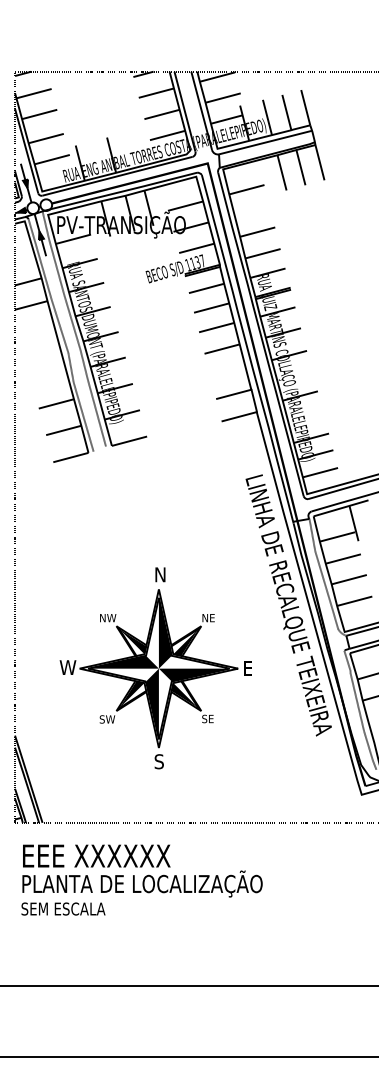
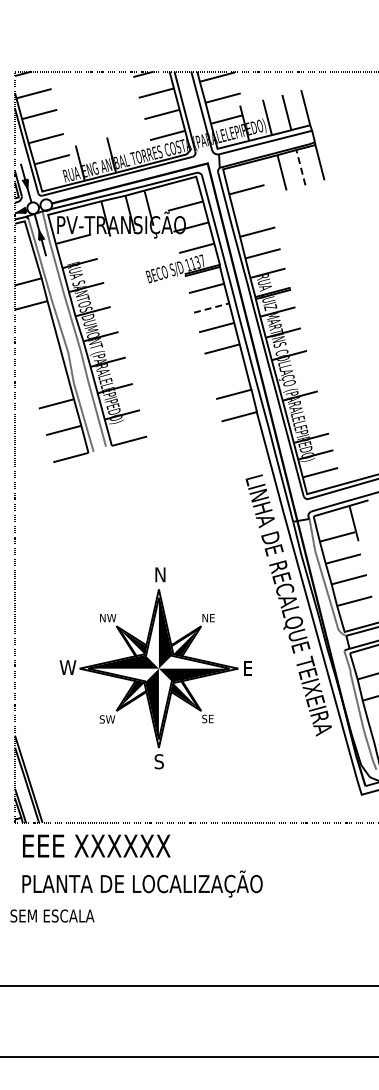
line: solid -> dashed (300, 167)
line: solid -> dashed (212, 307)
text position: (96, 855) -> (96, 845) (96, 845)
text position: (63, 908) -> (52, 915) (52, 915)
